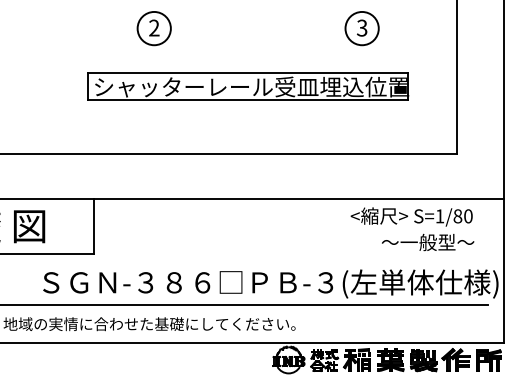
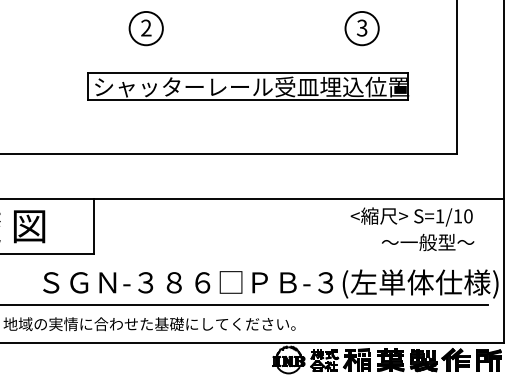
part position: (153, 28) -> (145, 28) (145, 28)
text: S=1/80 -> S=1/10 (457, 216)
